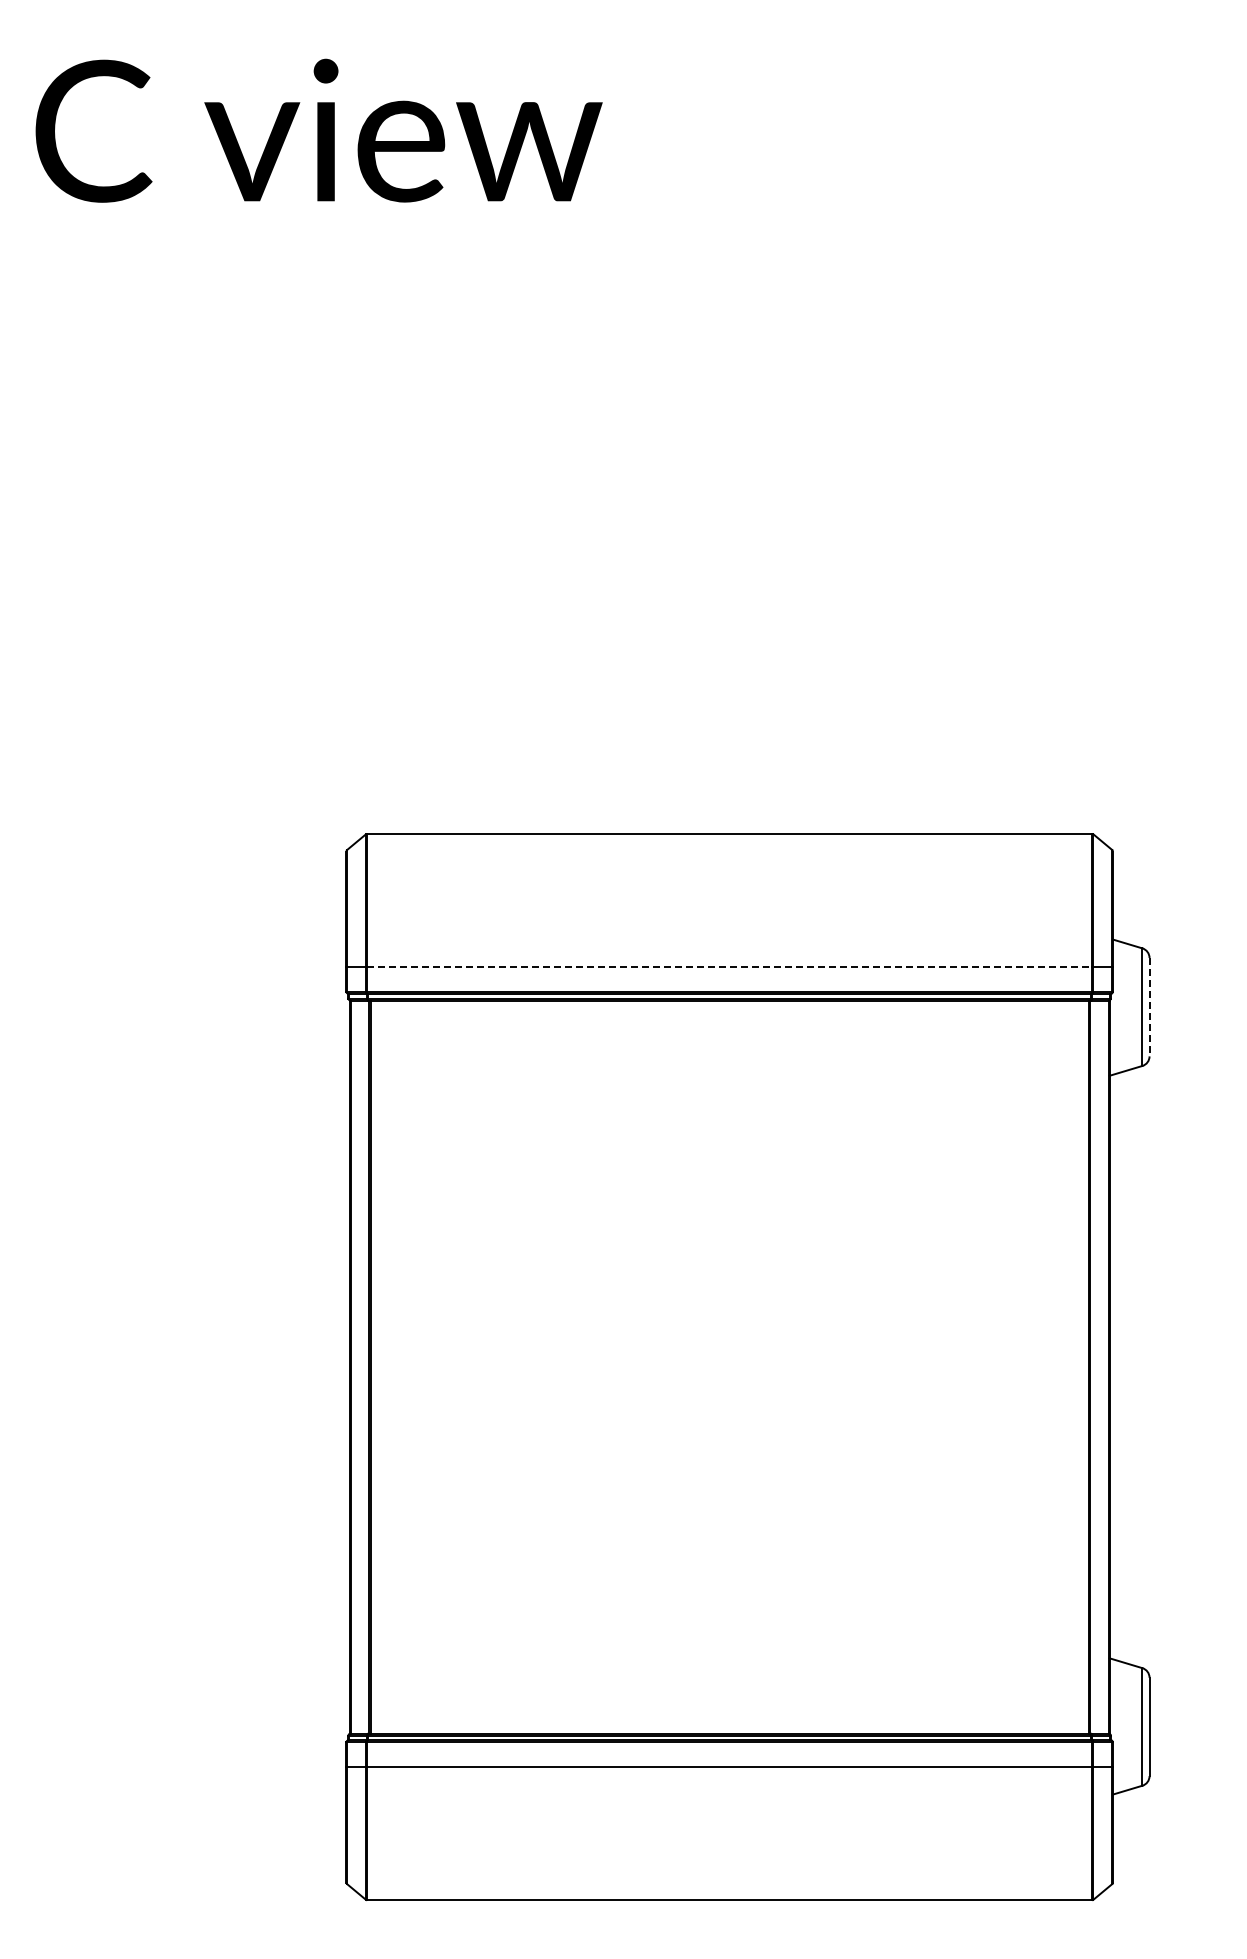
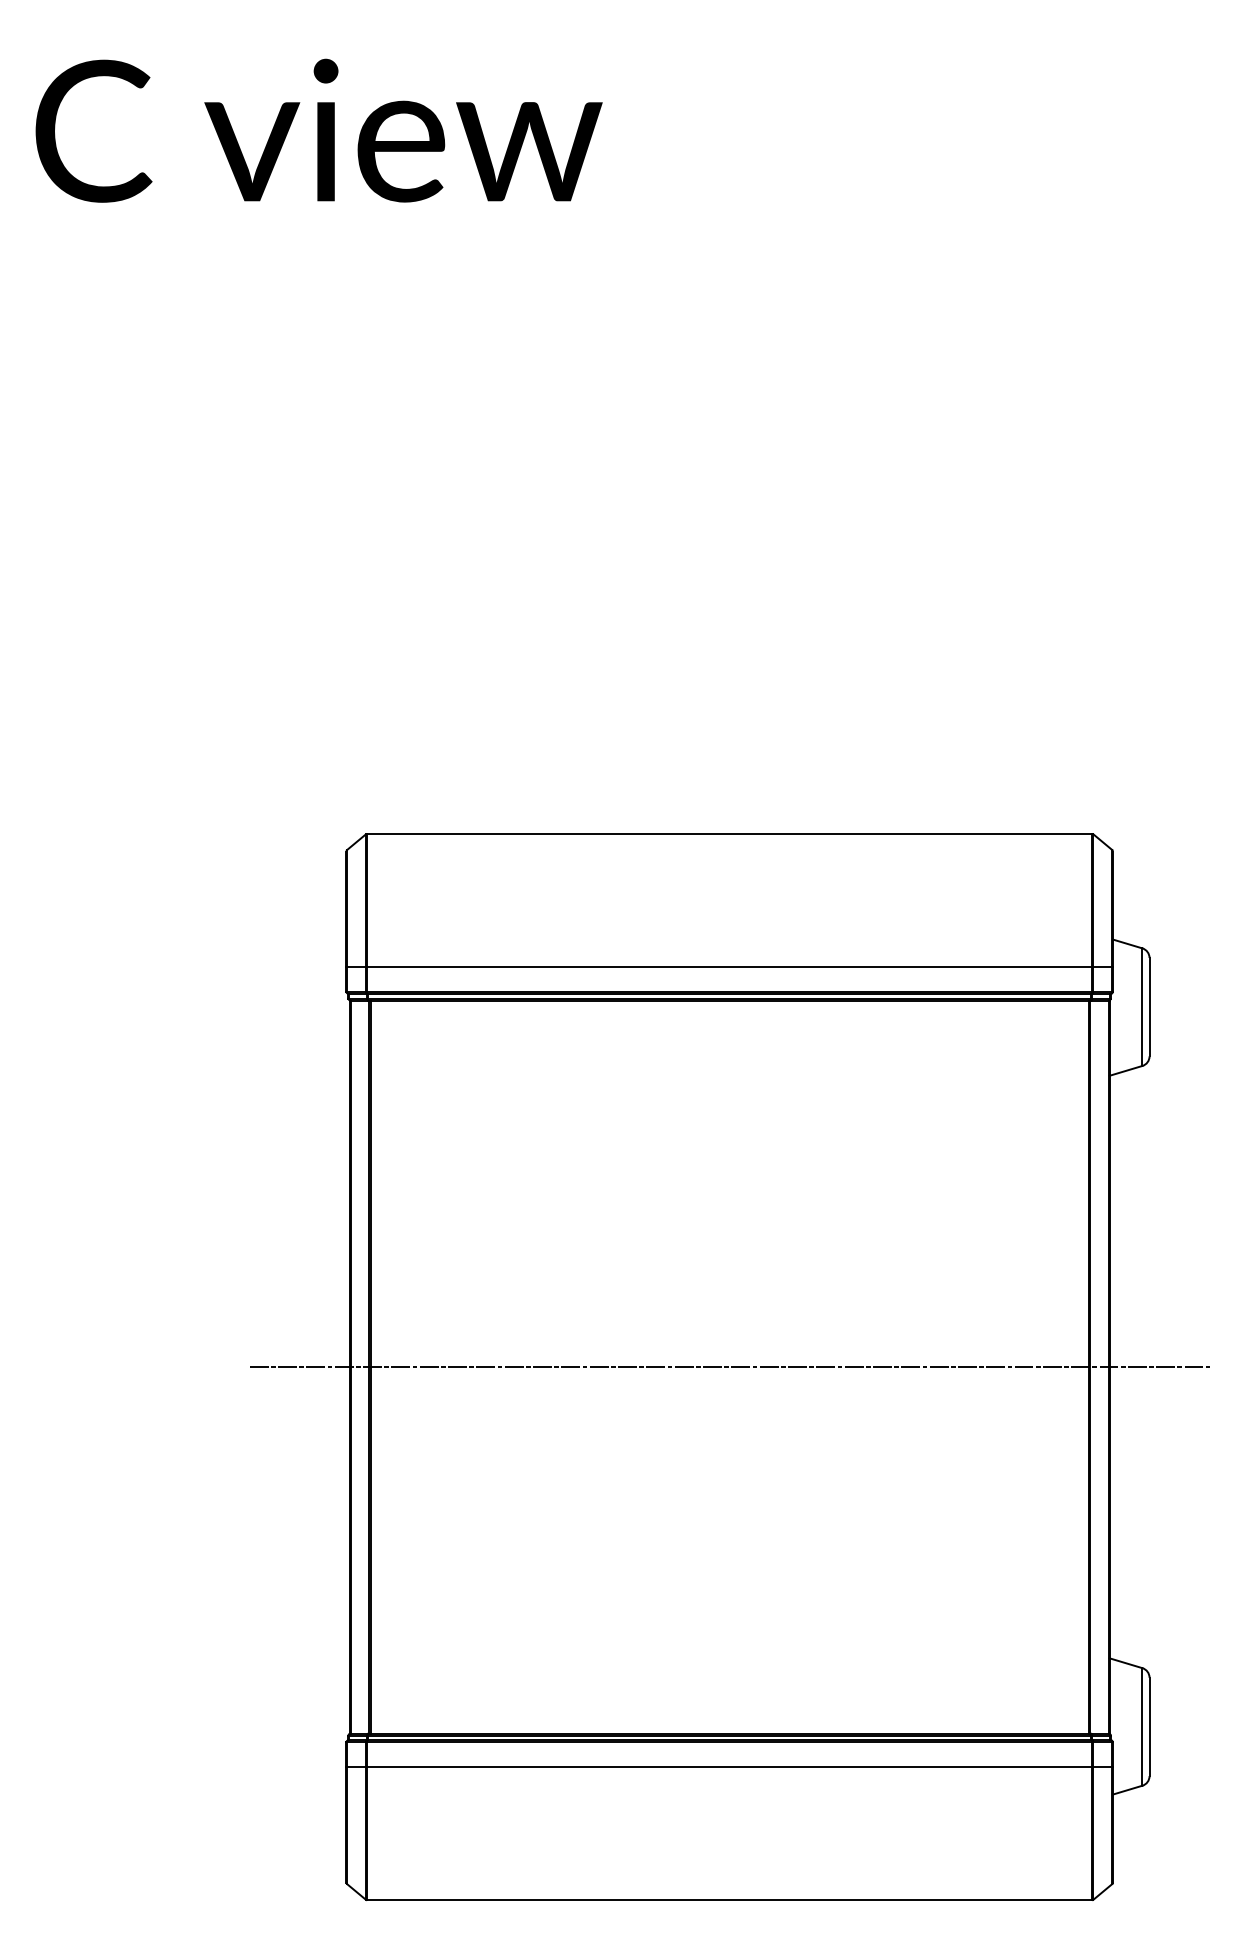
line: dashed -> solid (730, 967)
line: dashed -> solid (1149, 1007)
line: none -> present (729, 1367)
